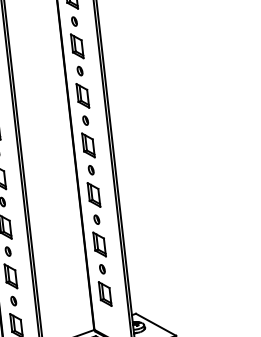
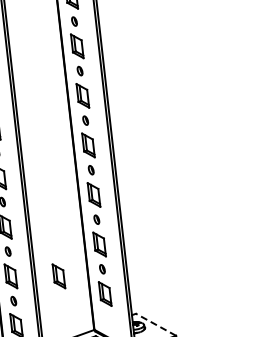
part: none -> present (58, 276)
line: solid -> dashed (156, 324)
